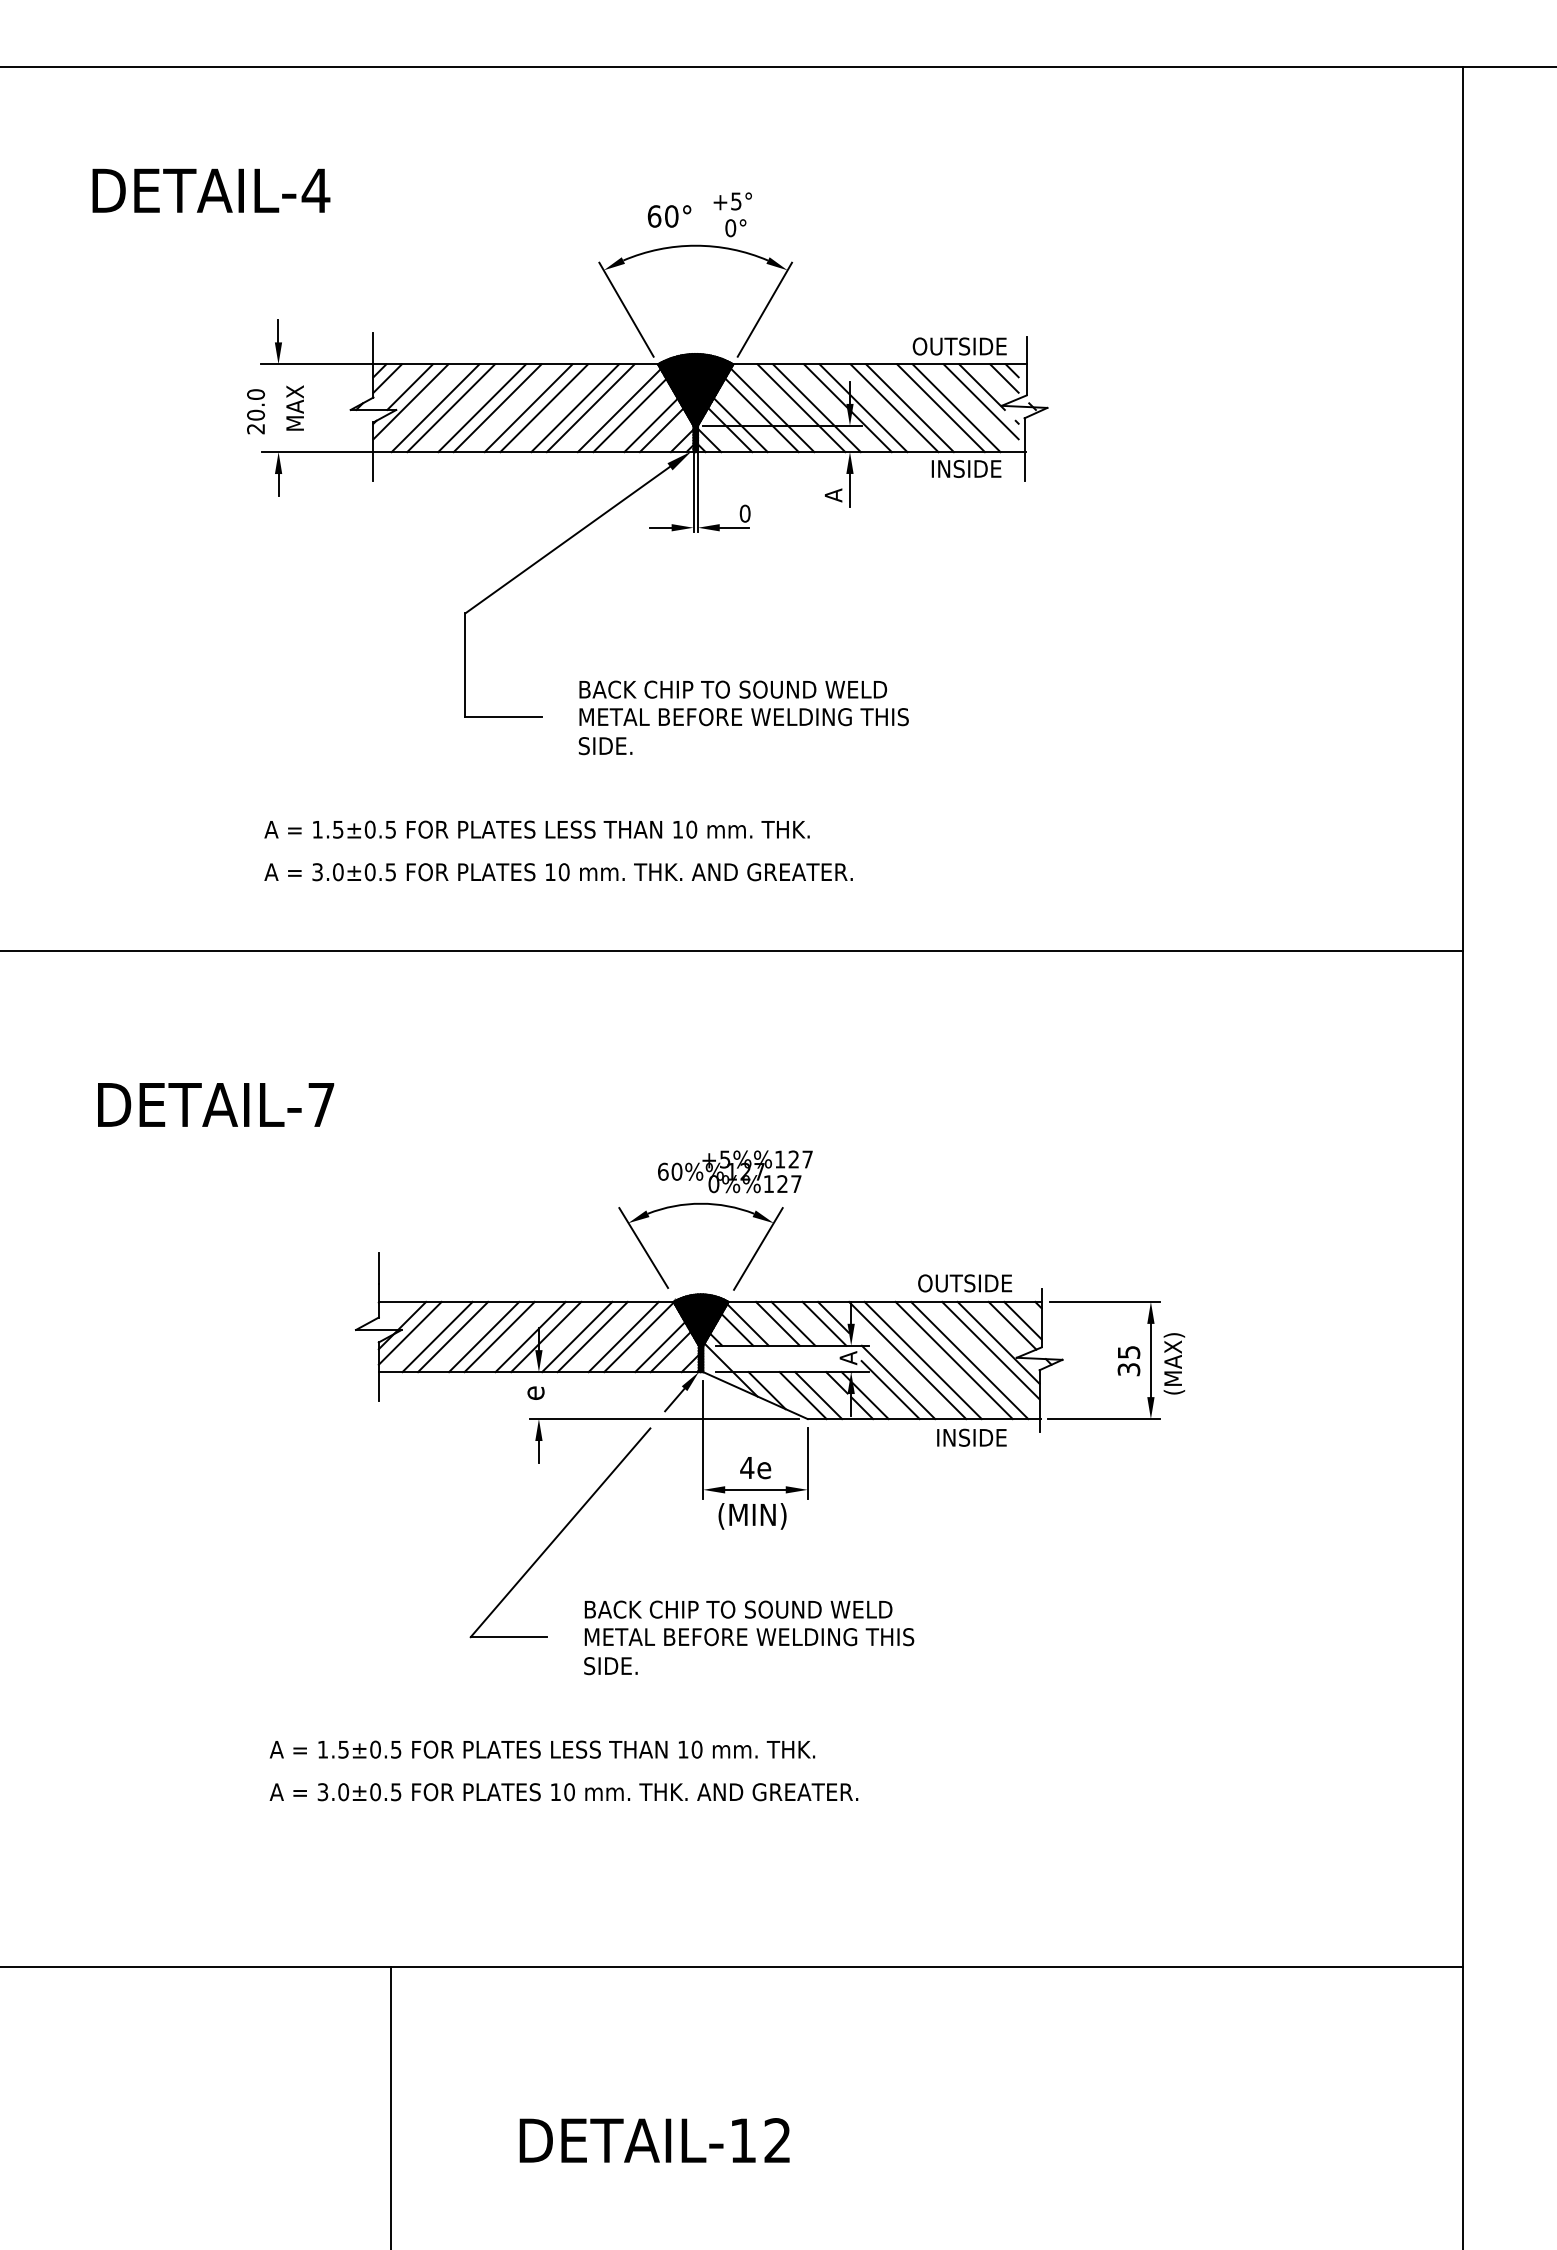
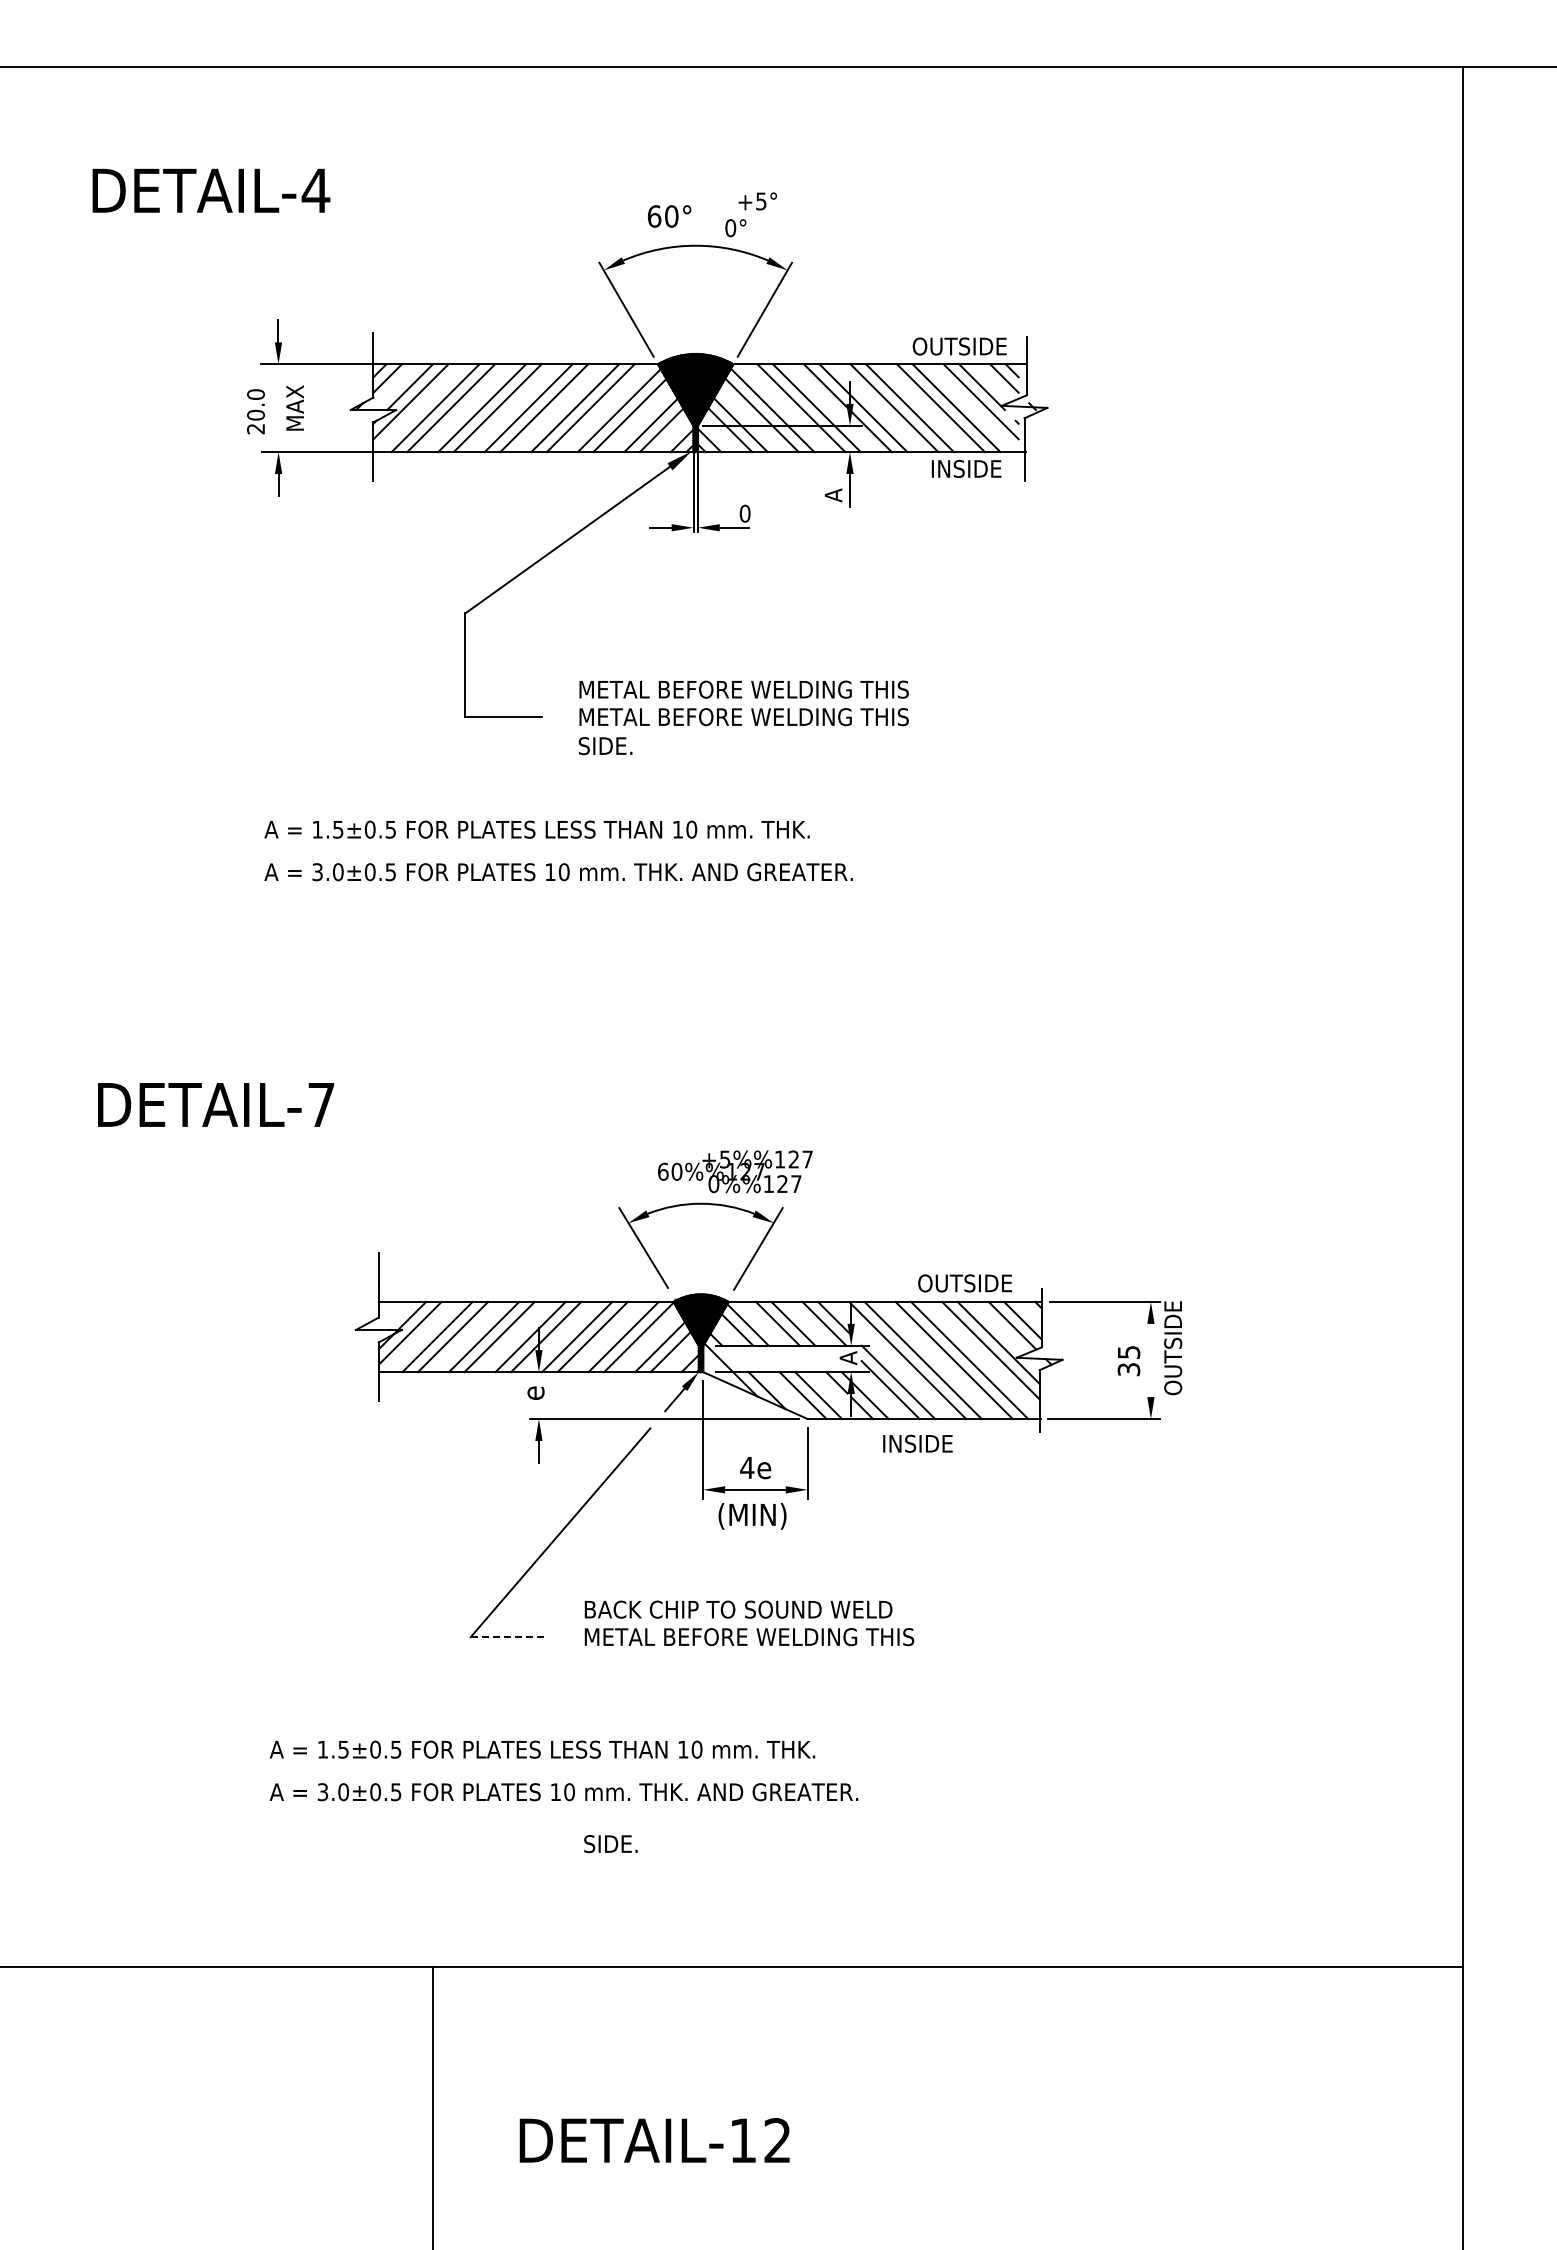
text position: (732, 201) -> (757, 201) (757, 201)
text: BACK CHIP TO SOUND WELD -> METAL BEFORE WELDING THIS (744, 689)
line: present -> none (732, 950)
text: (MAX) -> OUTSIDE (1174, 1348)
line: present -> none (1150, 1360)
text position: (971, 1437) -> (917, 1443) (917, 1443)
line: solid -> dashed (509, 1637)
text position: (610, 1666) -> (610, 1844) (610, 1844)
line position: (390, 2106) -> (432, 2106) (432, 2106)
